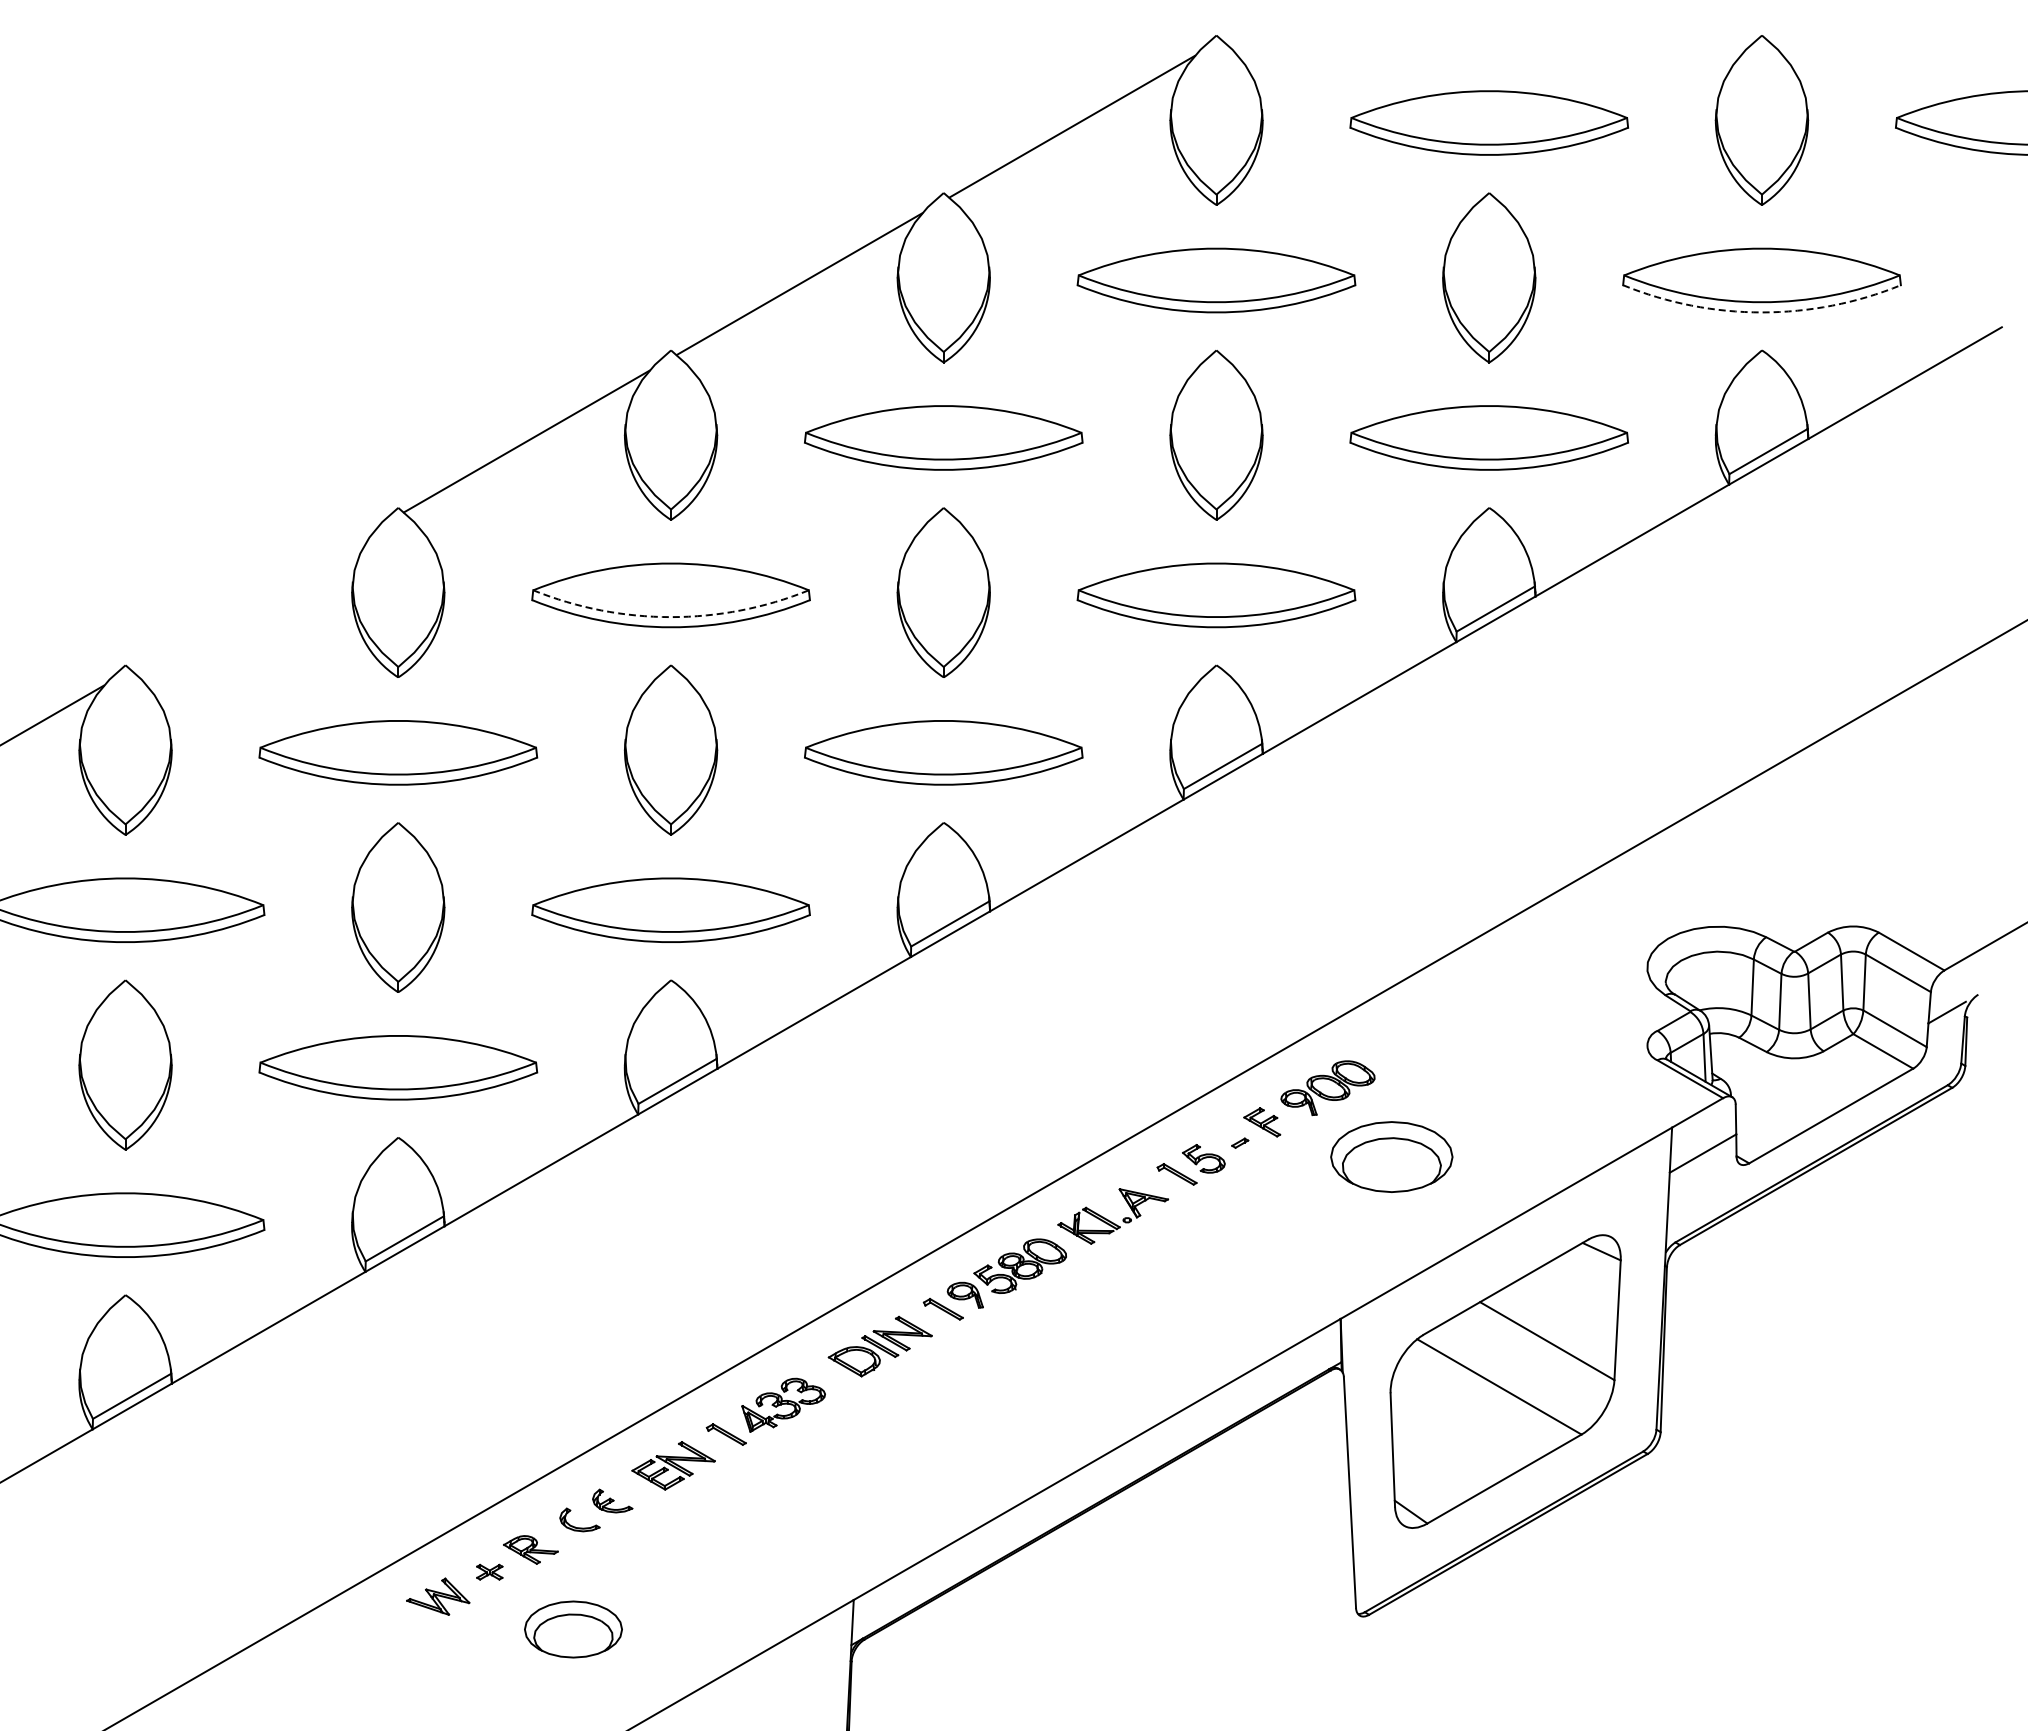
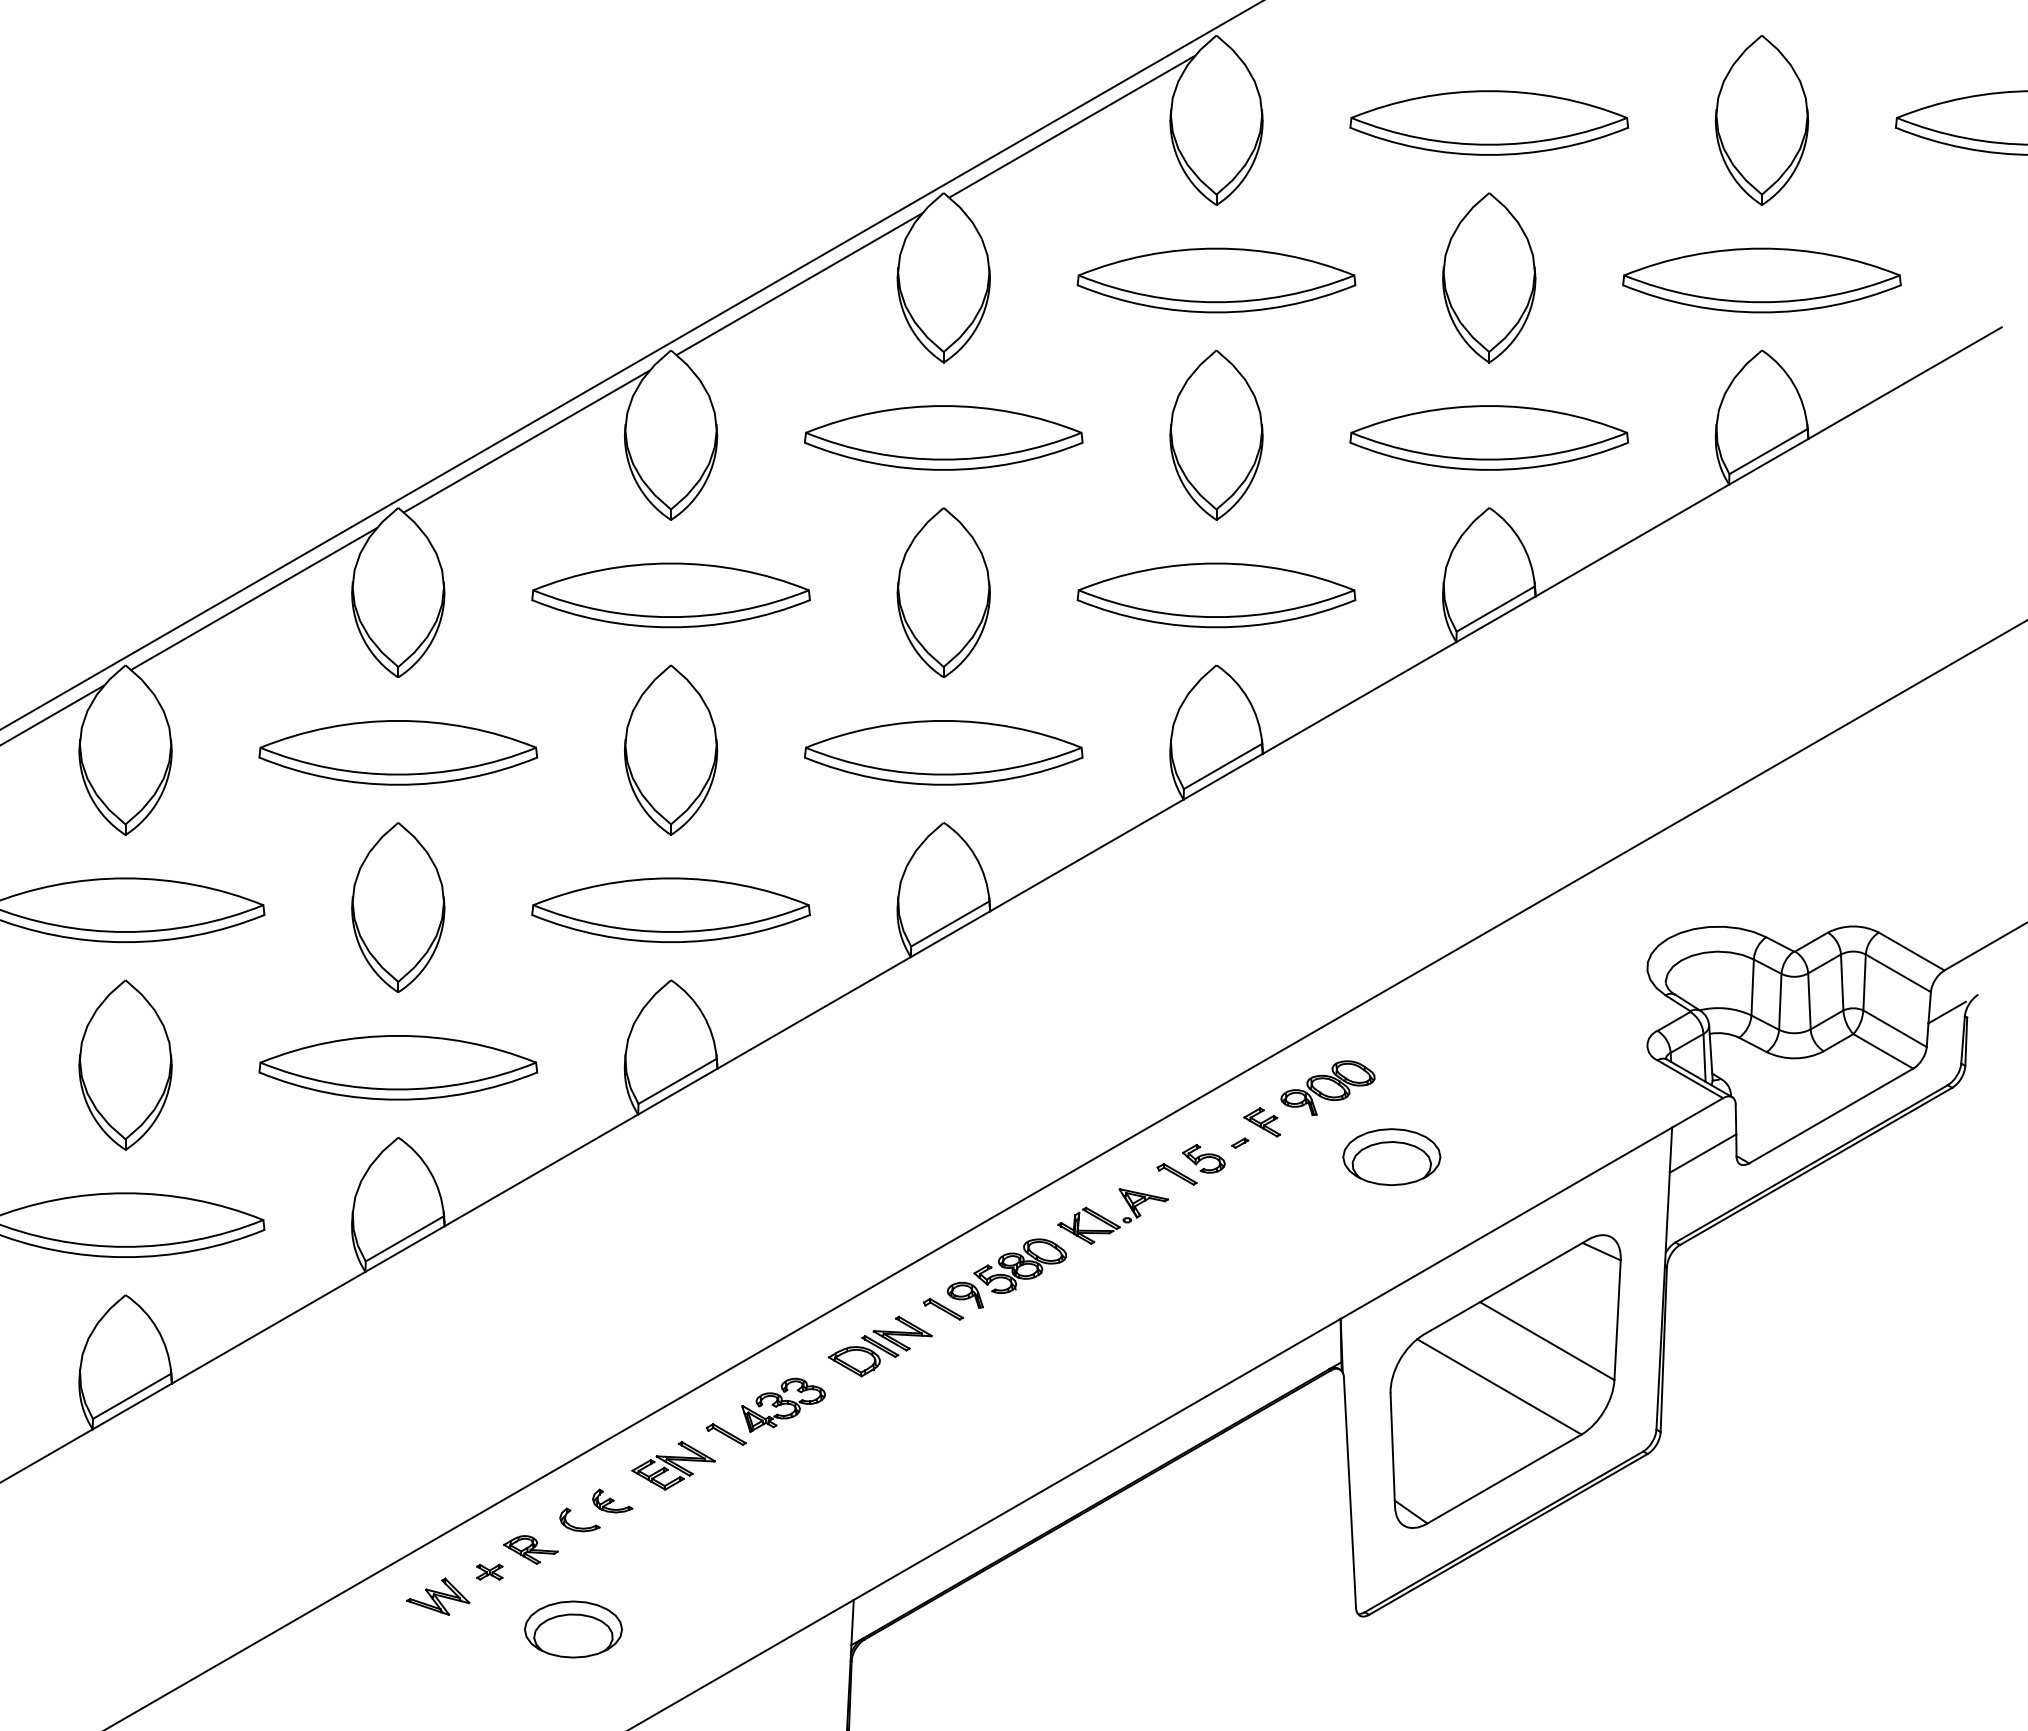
arc: dashed -> solid (1762, 312)
line: none -> present (631, 365)
line: none -> present (253, 598)
arc: dashed -> solid (671, 617)
part size: 124x72 px -> 100x59 px (1391, 1157)
